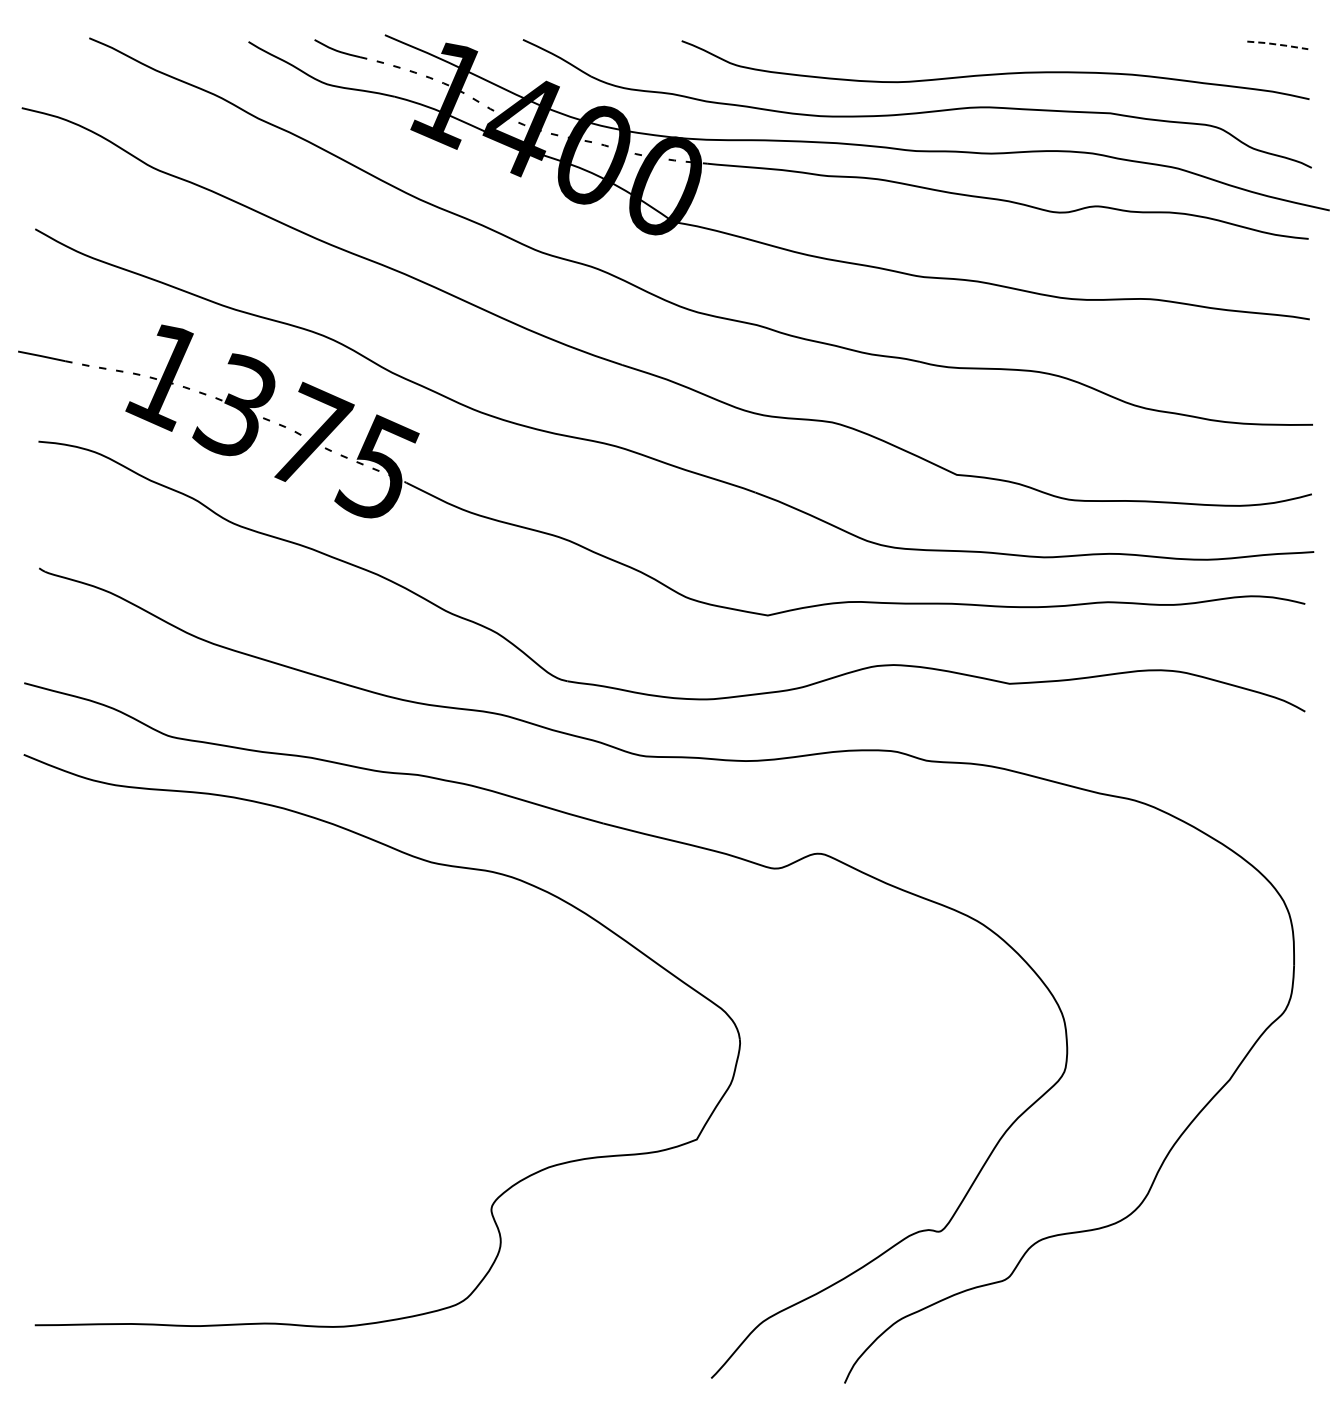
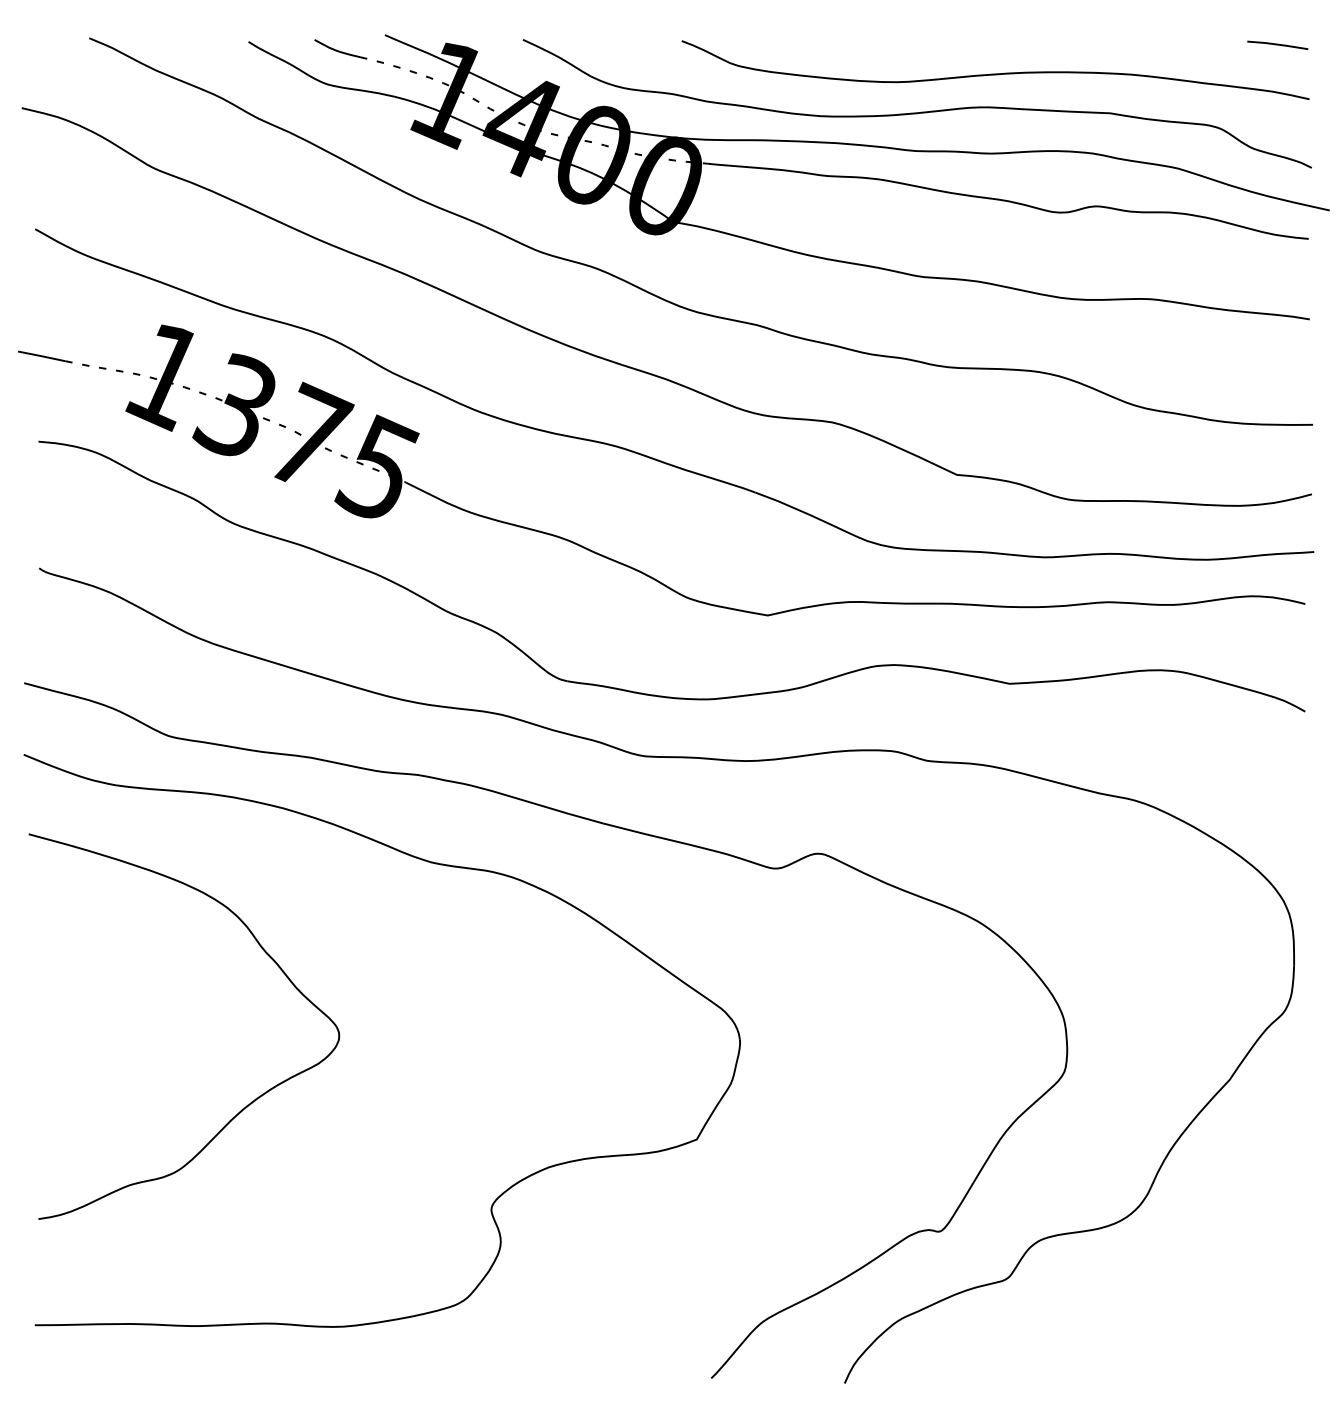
line: dashed -> solid (1278, 44)
curve: none -> present (247, 1104)
